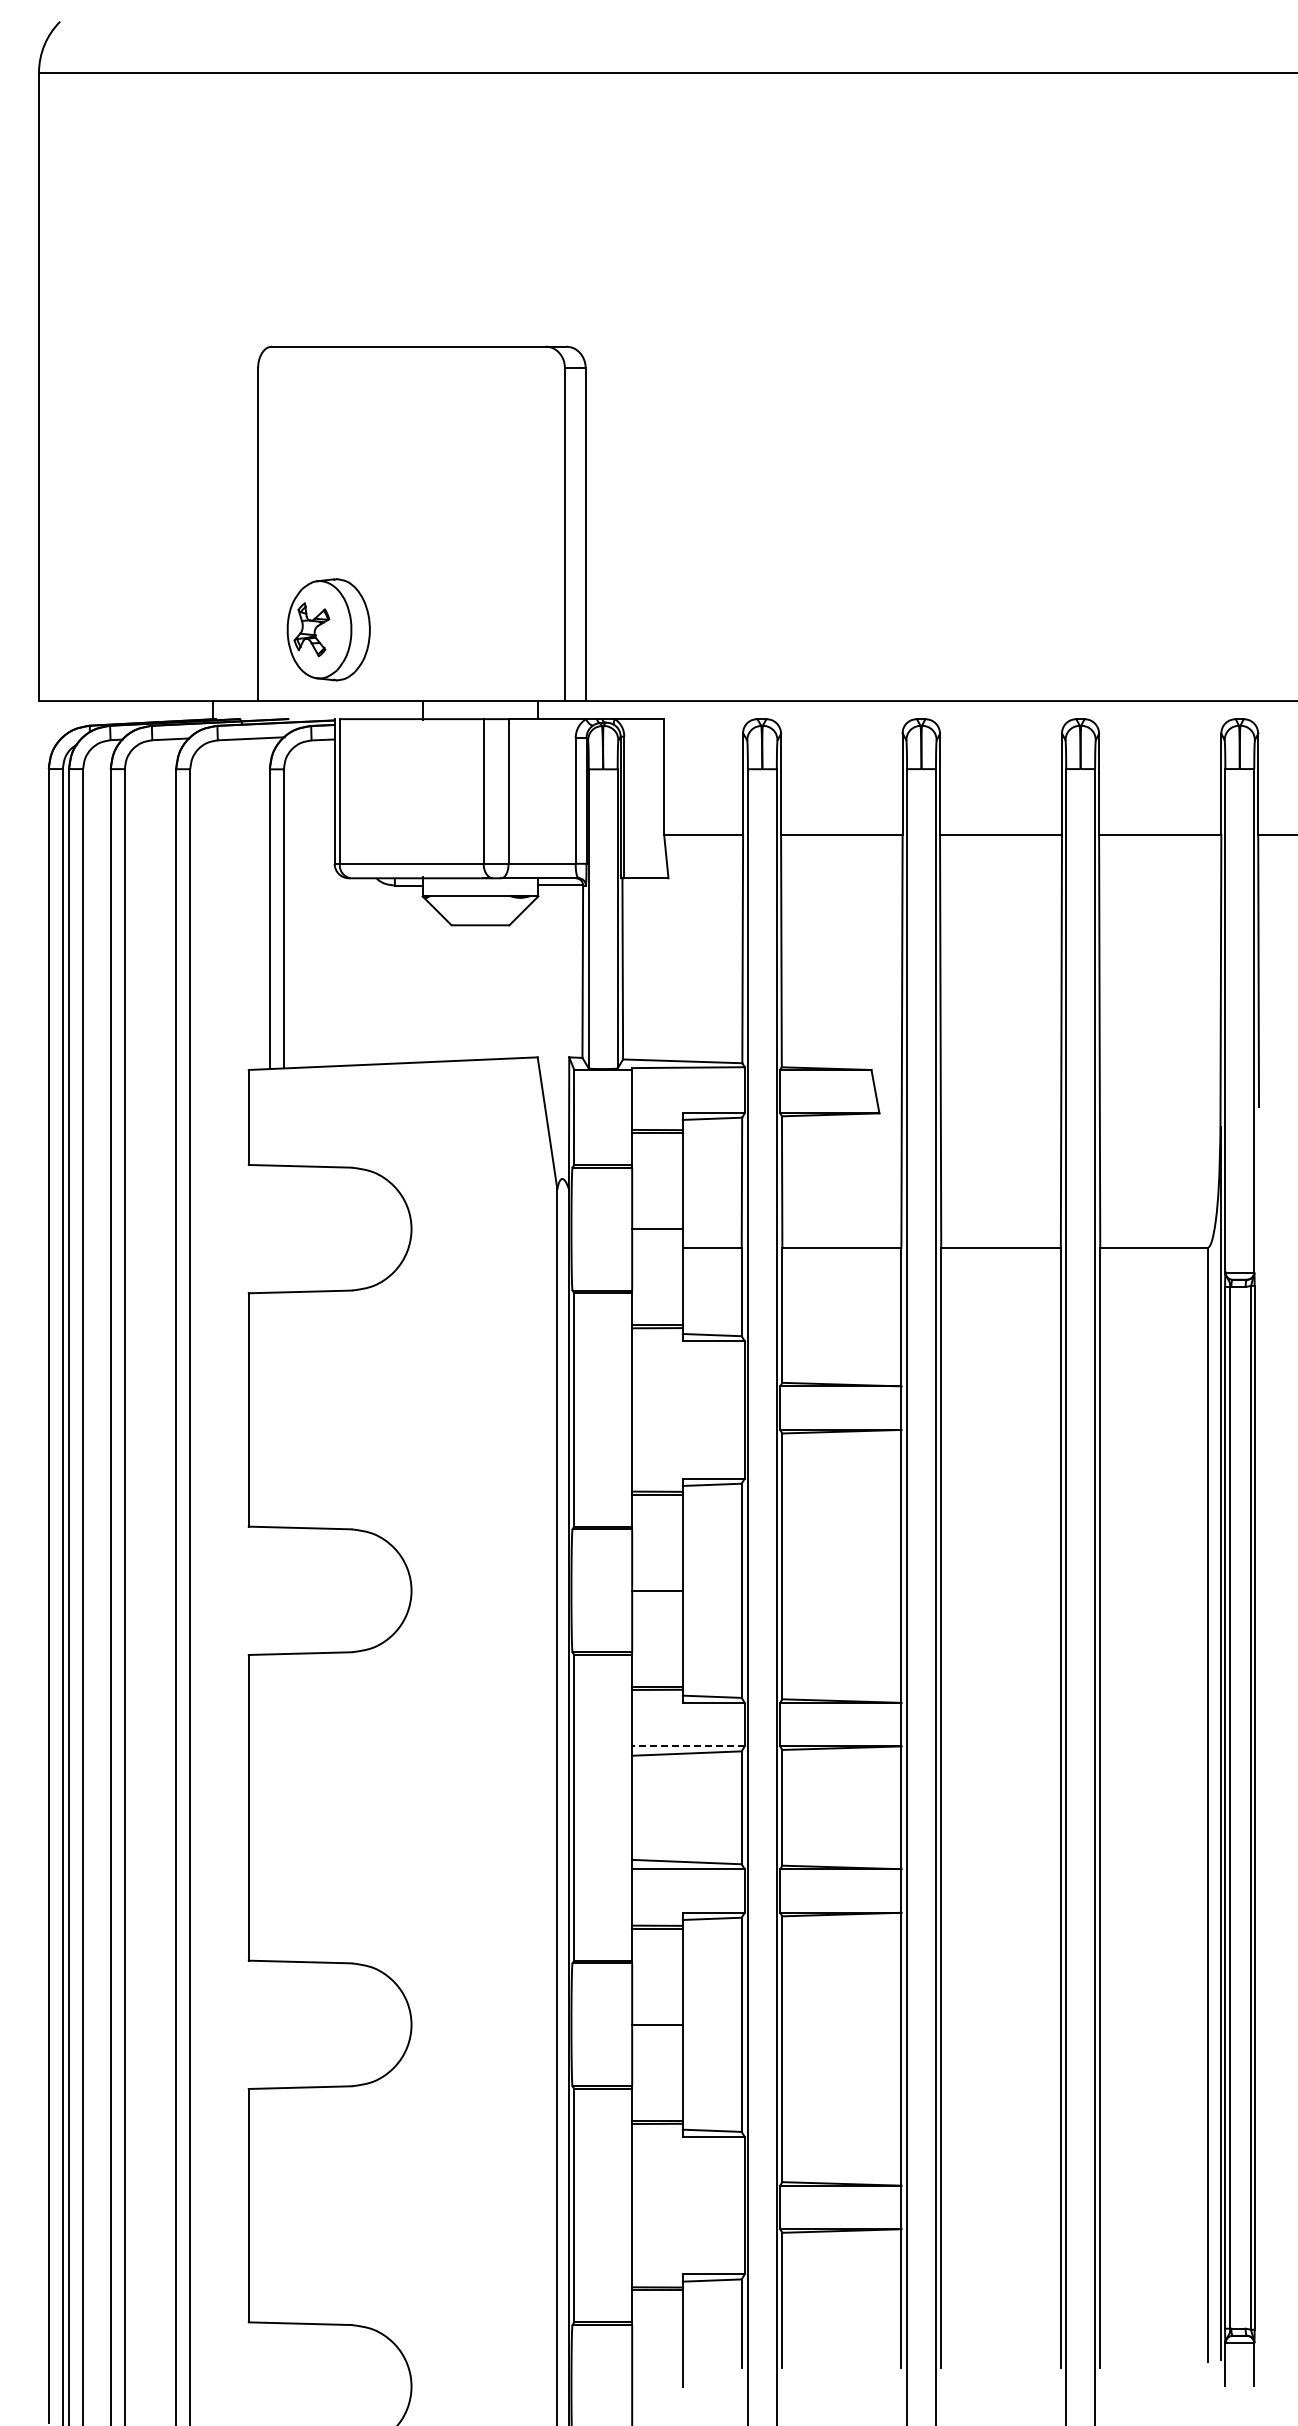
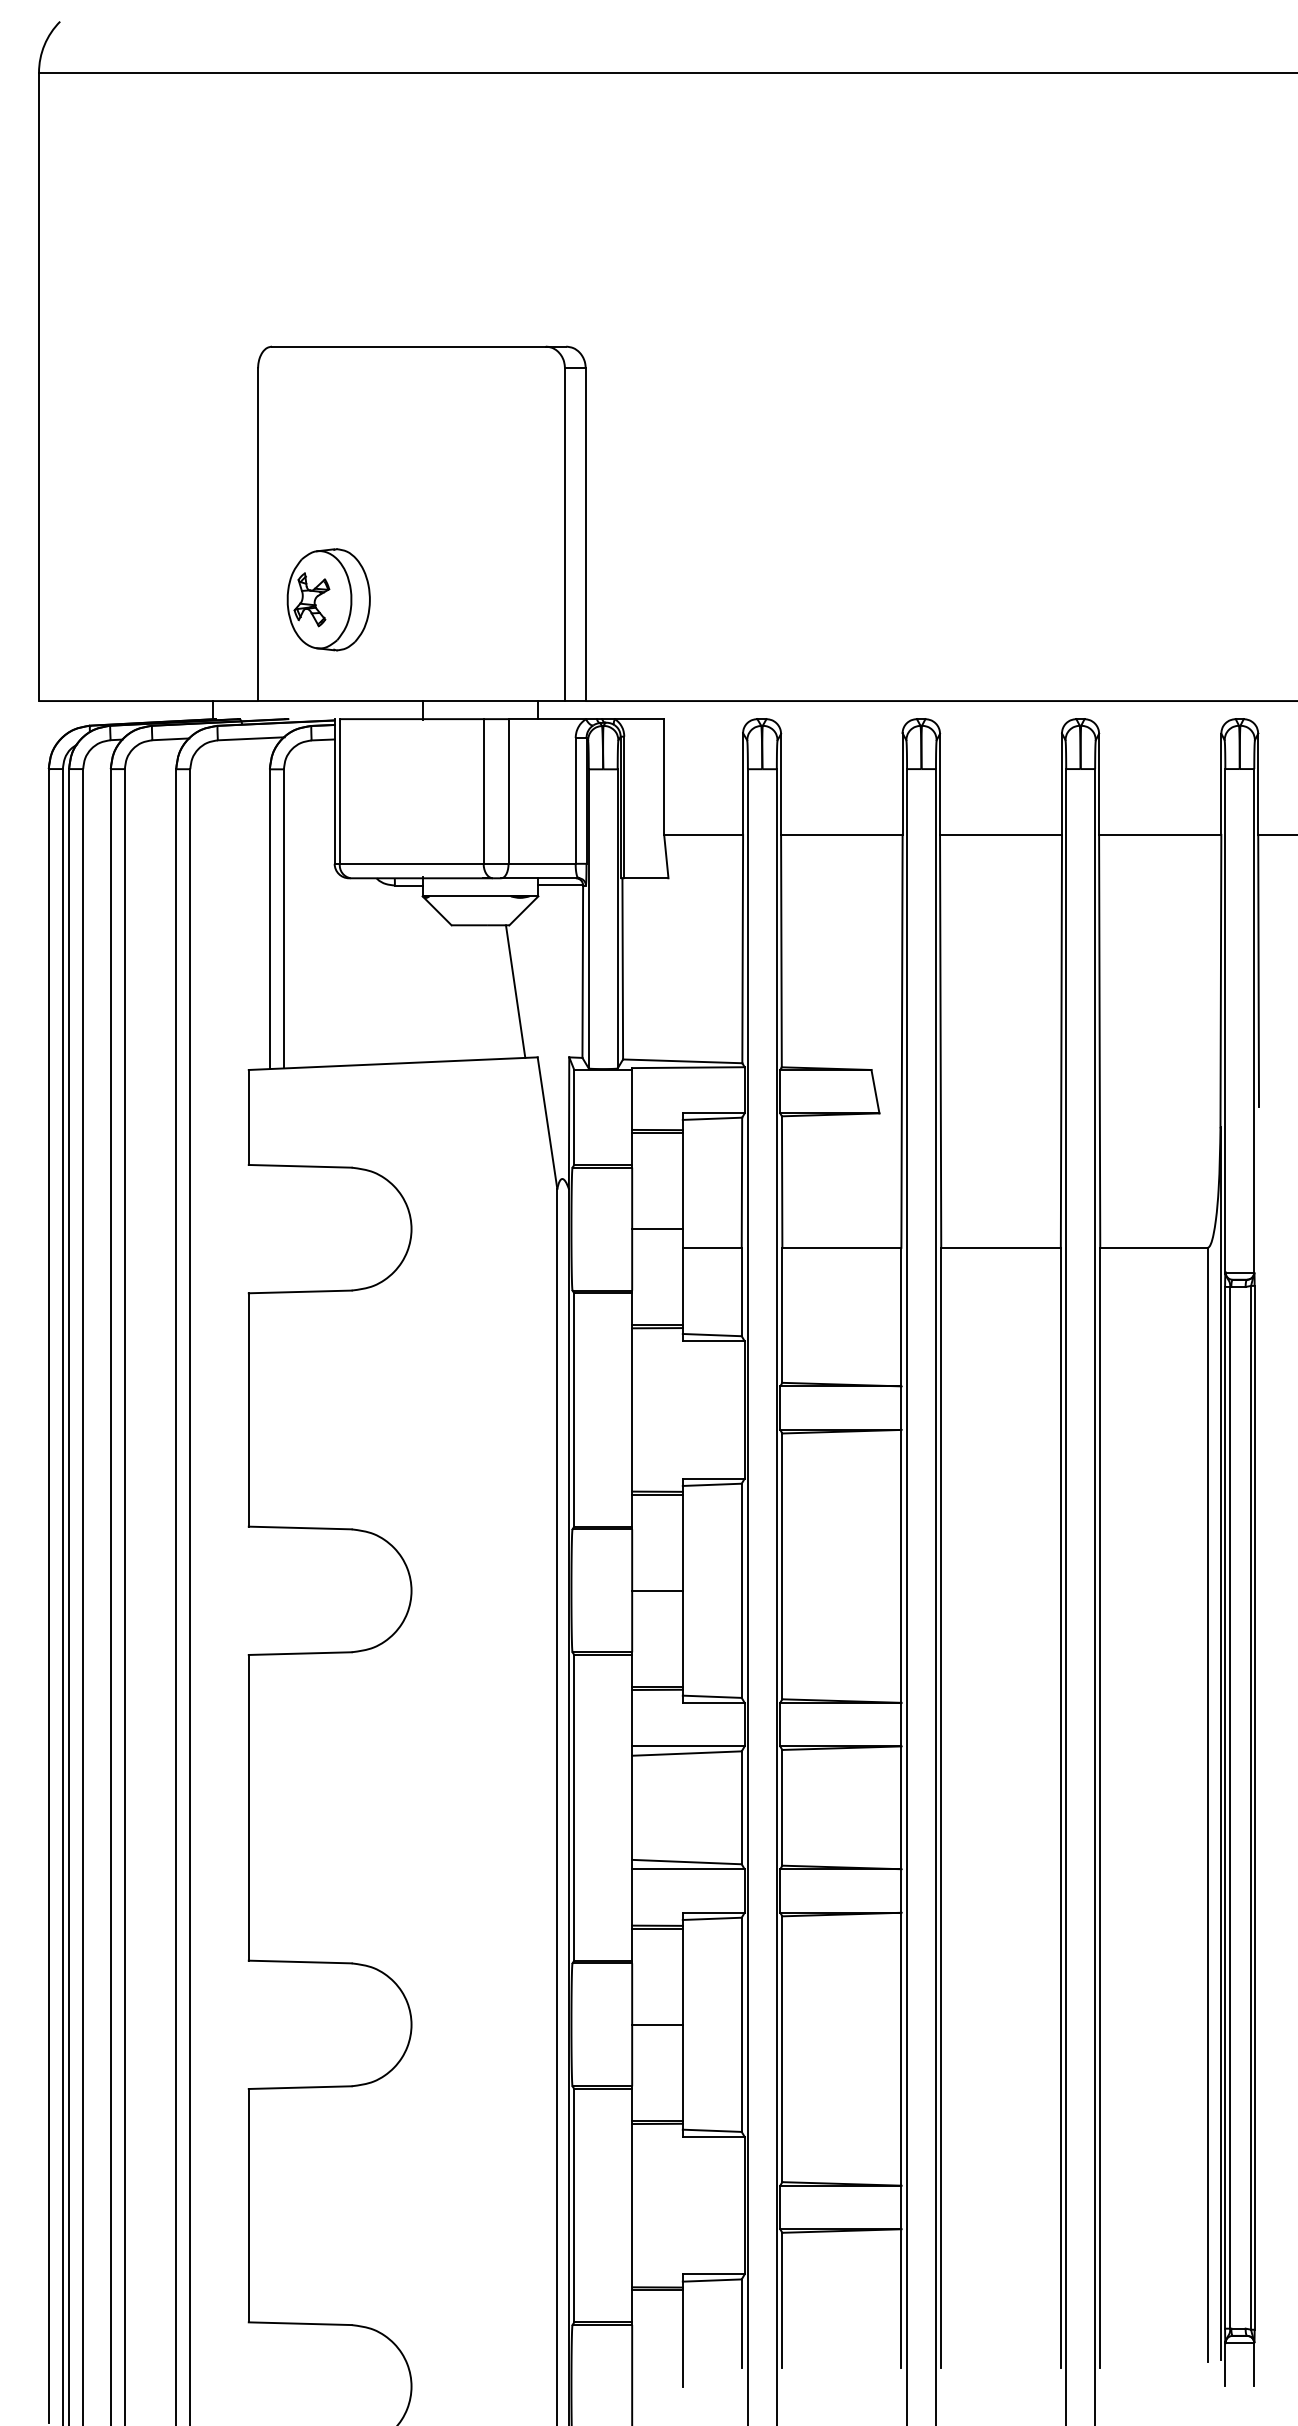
part position: (328, 629) -> (328, 599) (328, 599)
line: none -> present (515, 991)
line: dashed -> solid (687, 1746)
